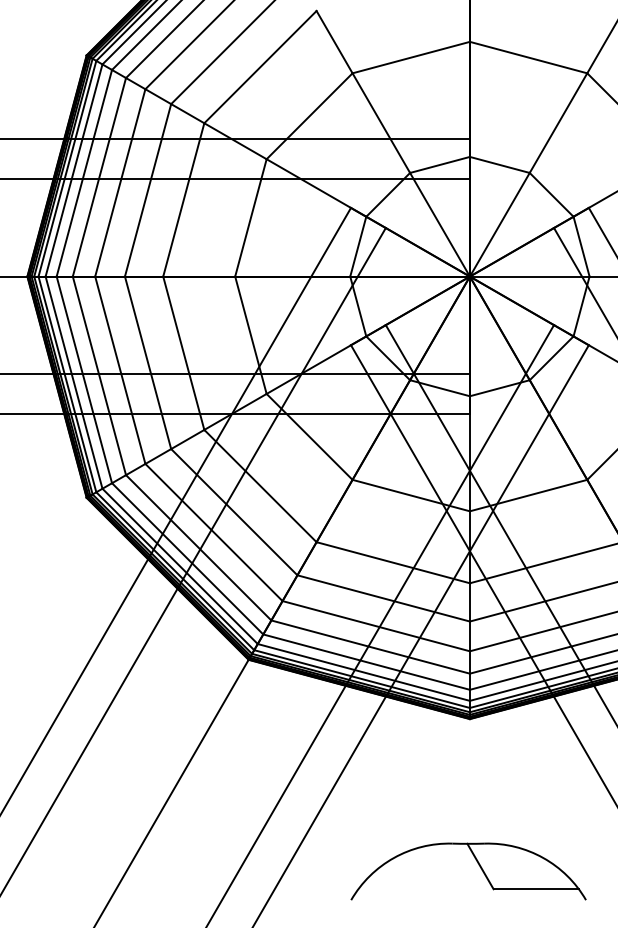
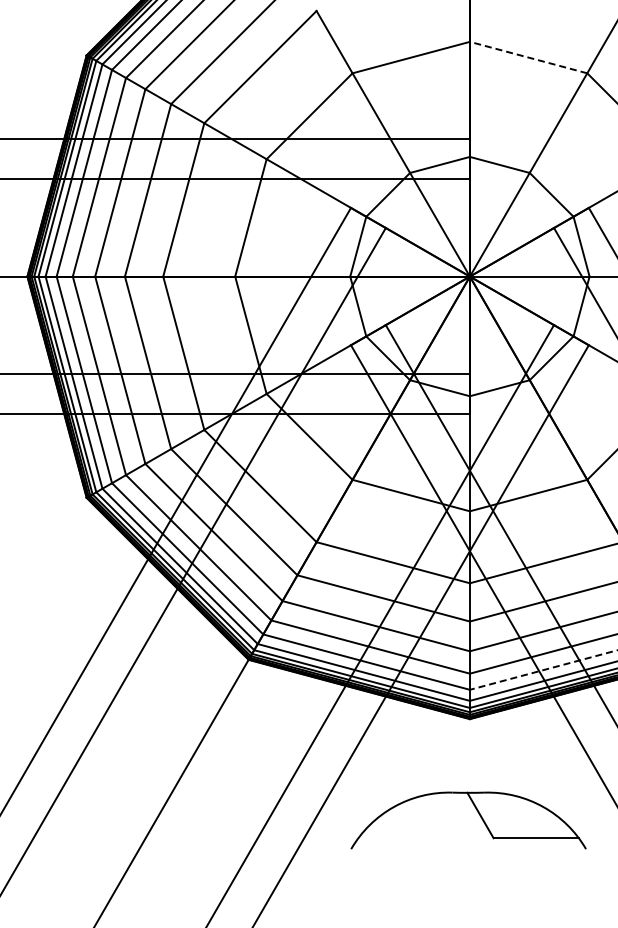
line: solid -> dashed (528, 57)
line: solid -> dashed (543, 670)
part position: (478, 865) -> (478, 814) (478, 814)
